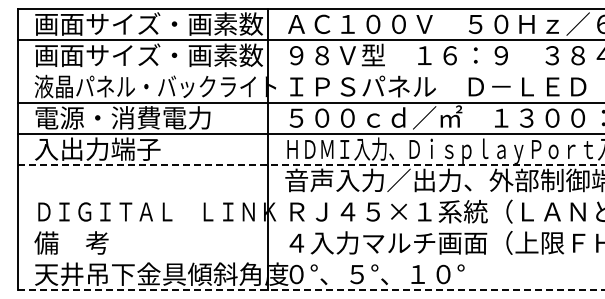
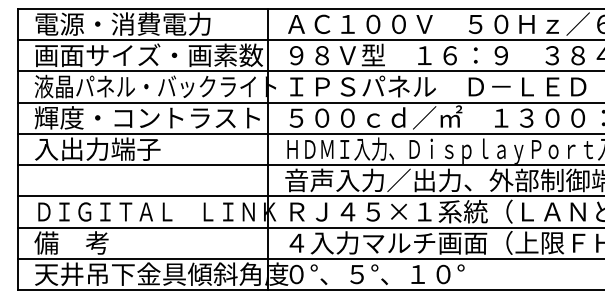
text: 画面サイズ・画素数 -> 電源・消費電力 (148, 23)
line: none -> present (309, 71)
text: 電源・消費電力 -> 輝度・コントラスト (146, 117)
line: dashed -> solid (311, 165)
line: none -> present (309, 196)
line: none -> present (309, 227)
line: none -> present (309, 258)
line: dashed -> solid (311, 290)
